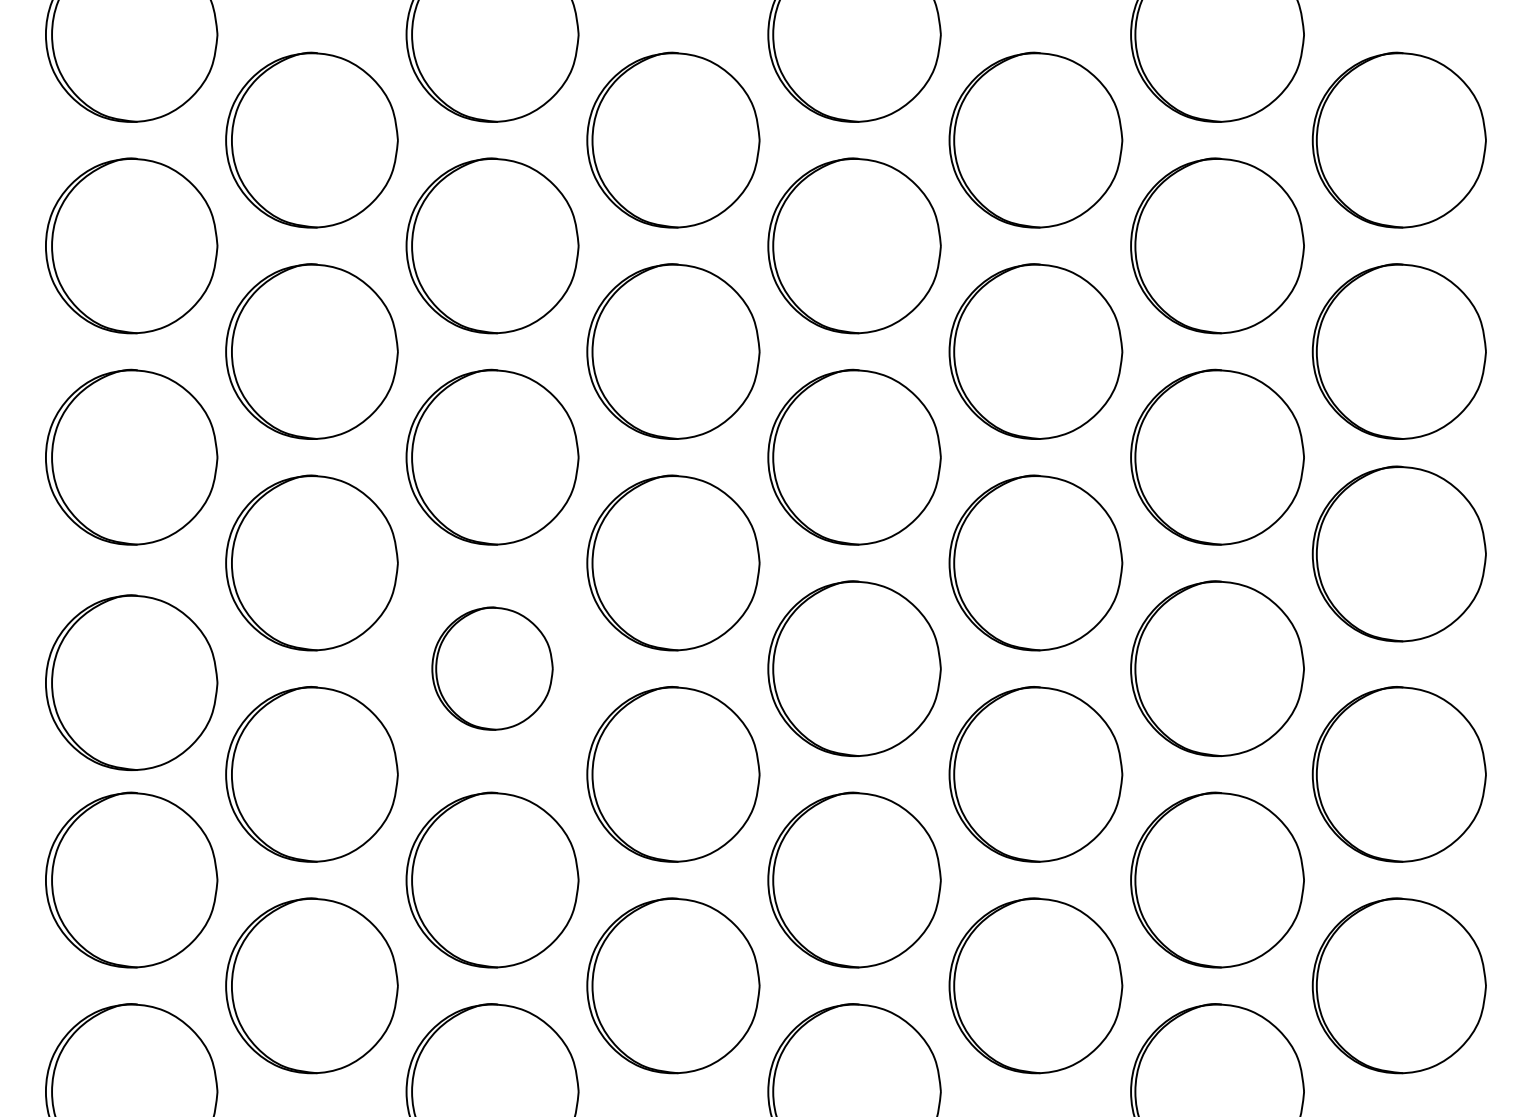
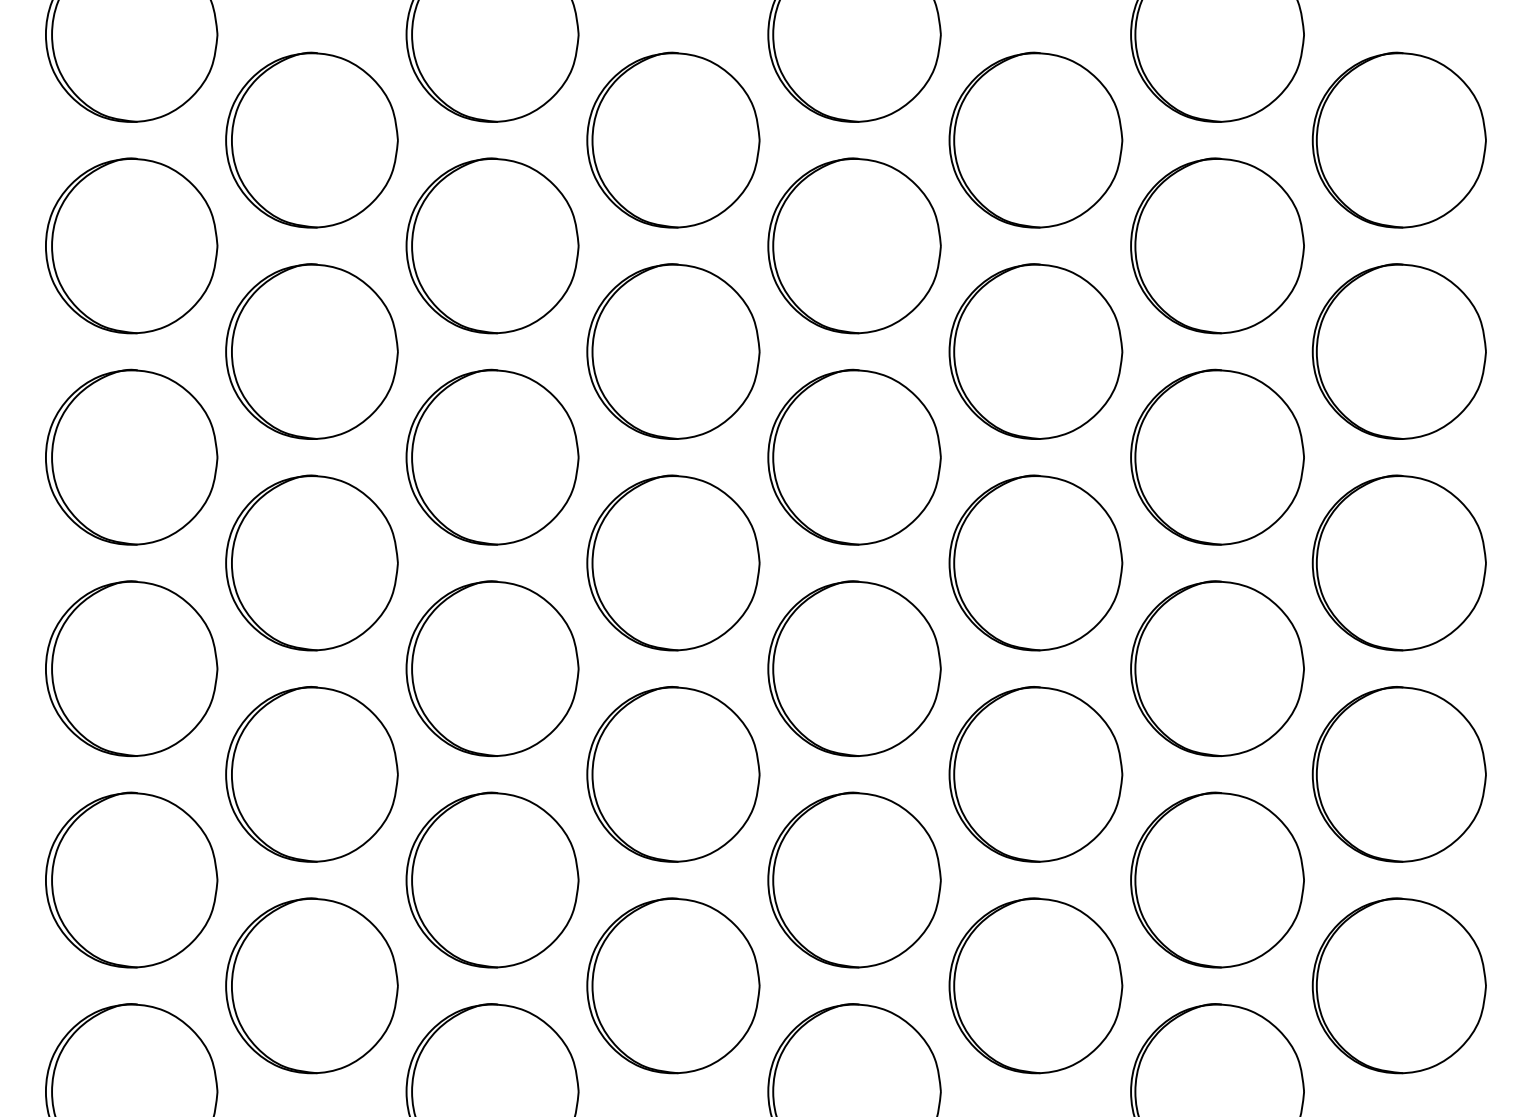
part position: (1398, 553) -> (1398, 562) (1398, 562)
part size: 123x125 px -> 175x177 px (492, 668)
part position: (131, 682) -> (131, 668) (131, 668)
